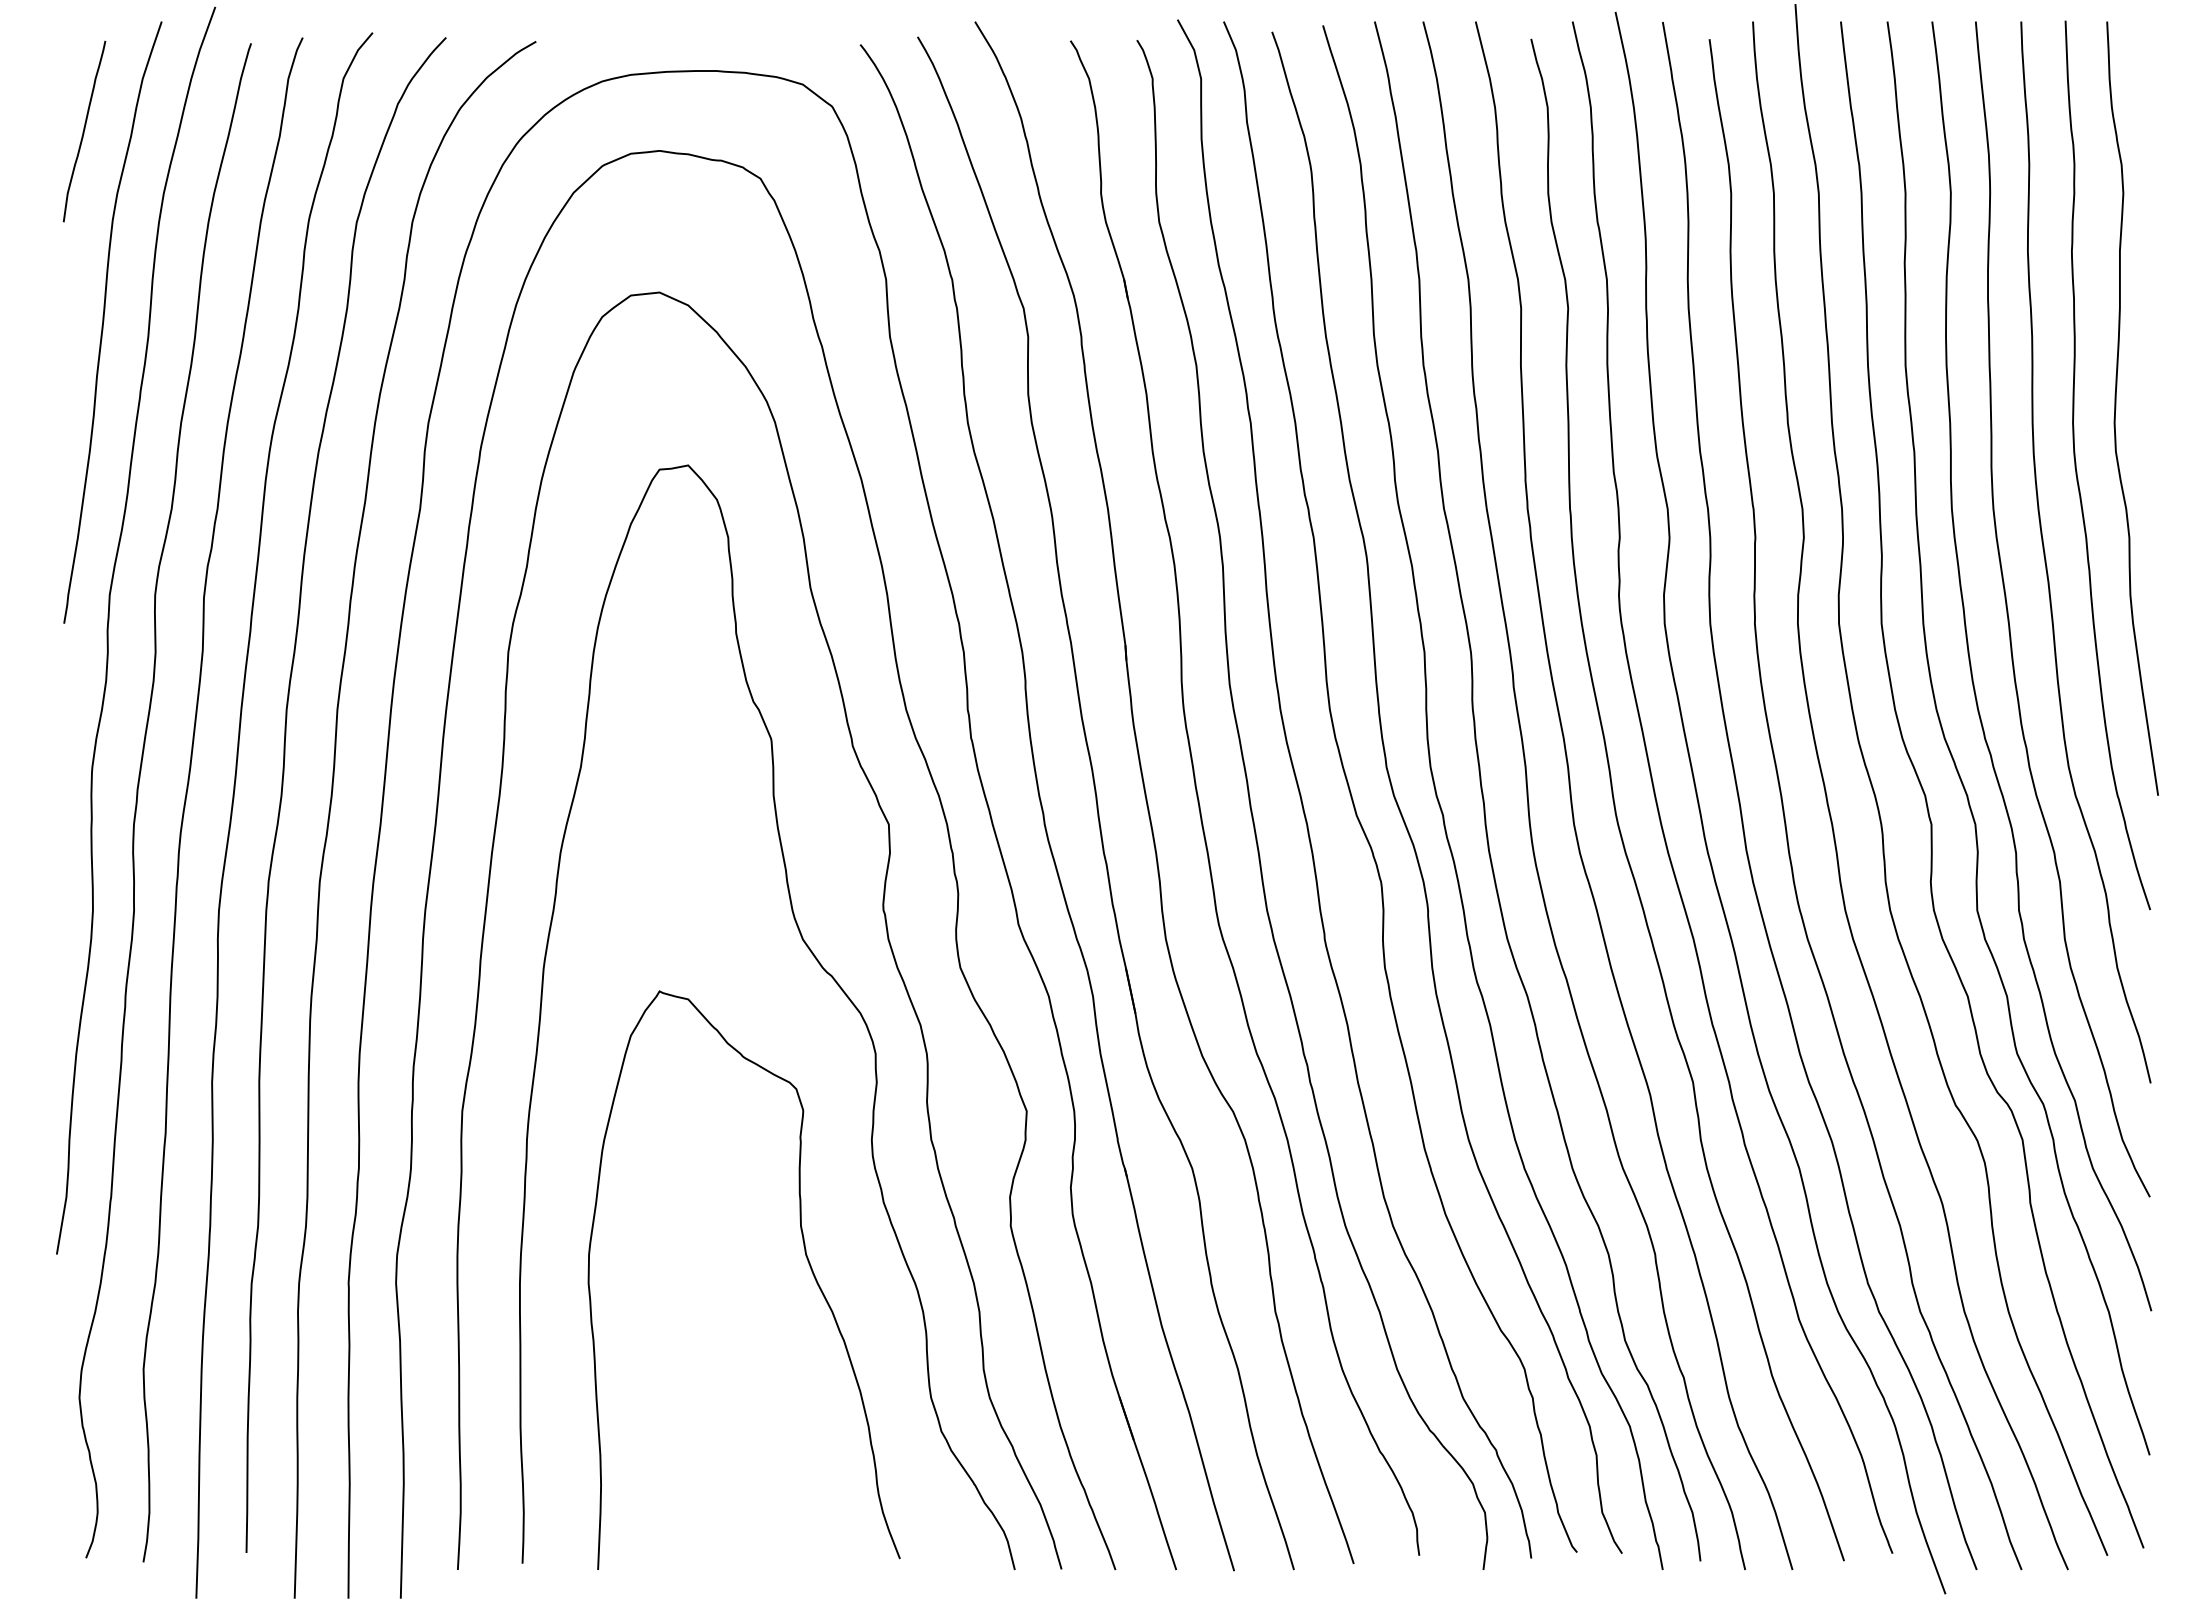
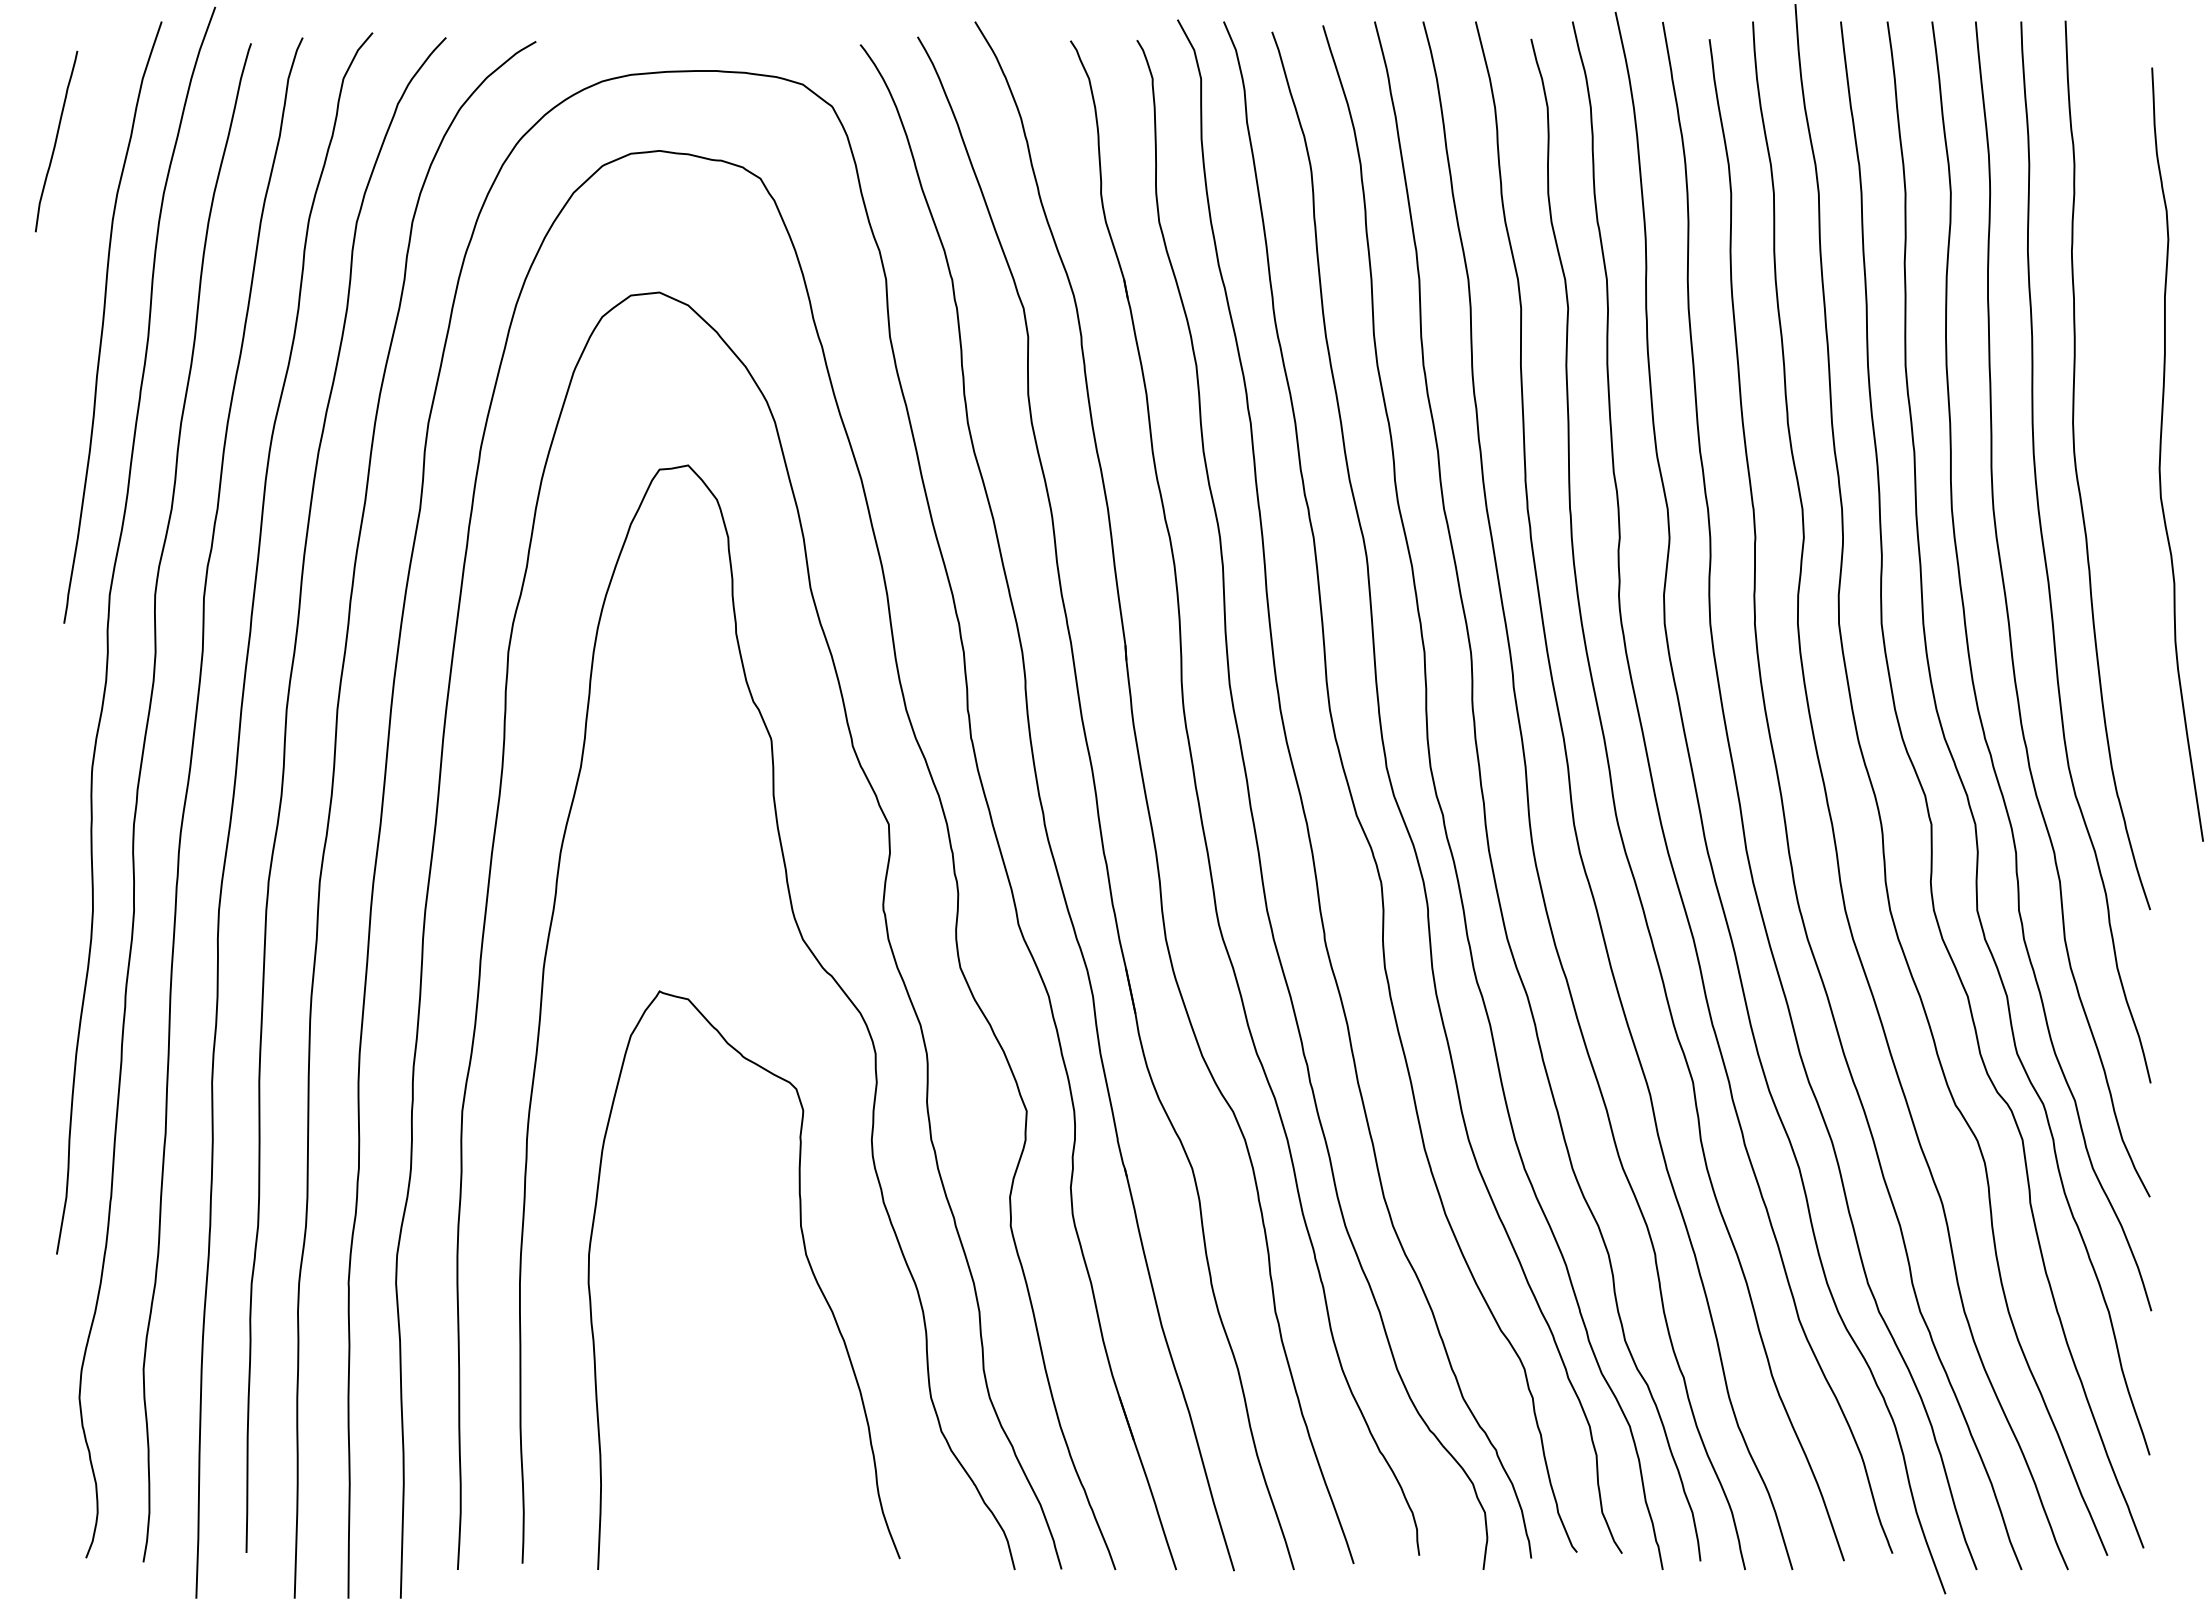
curve position: (84, 131) -> (56, 141) (56, 141)
curve position: (2116, 408) -> (2161, 454) (2161, 454)
